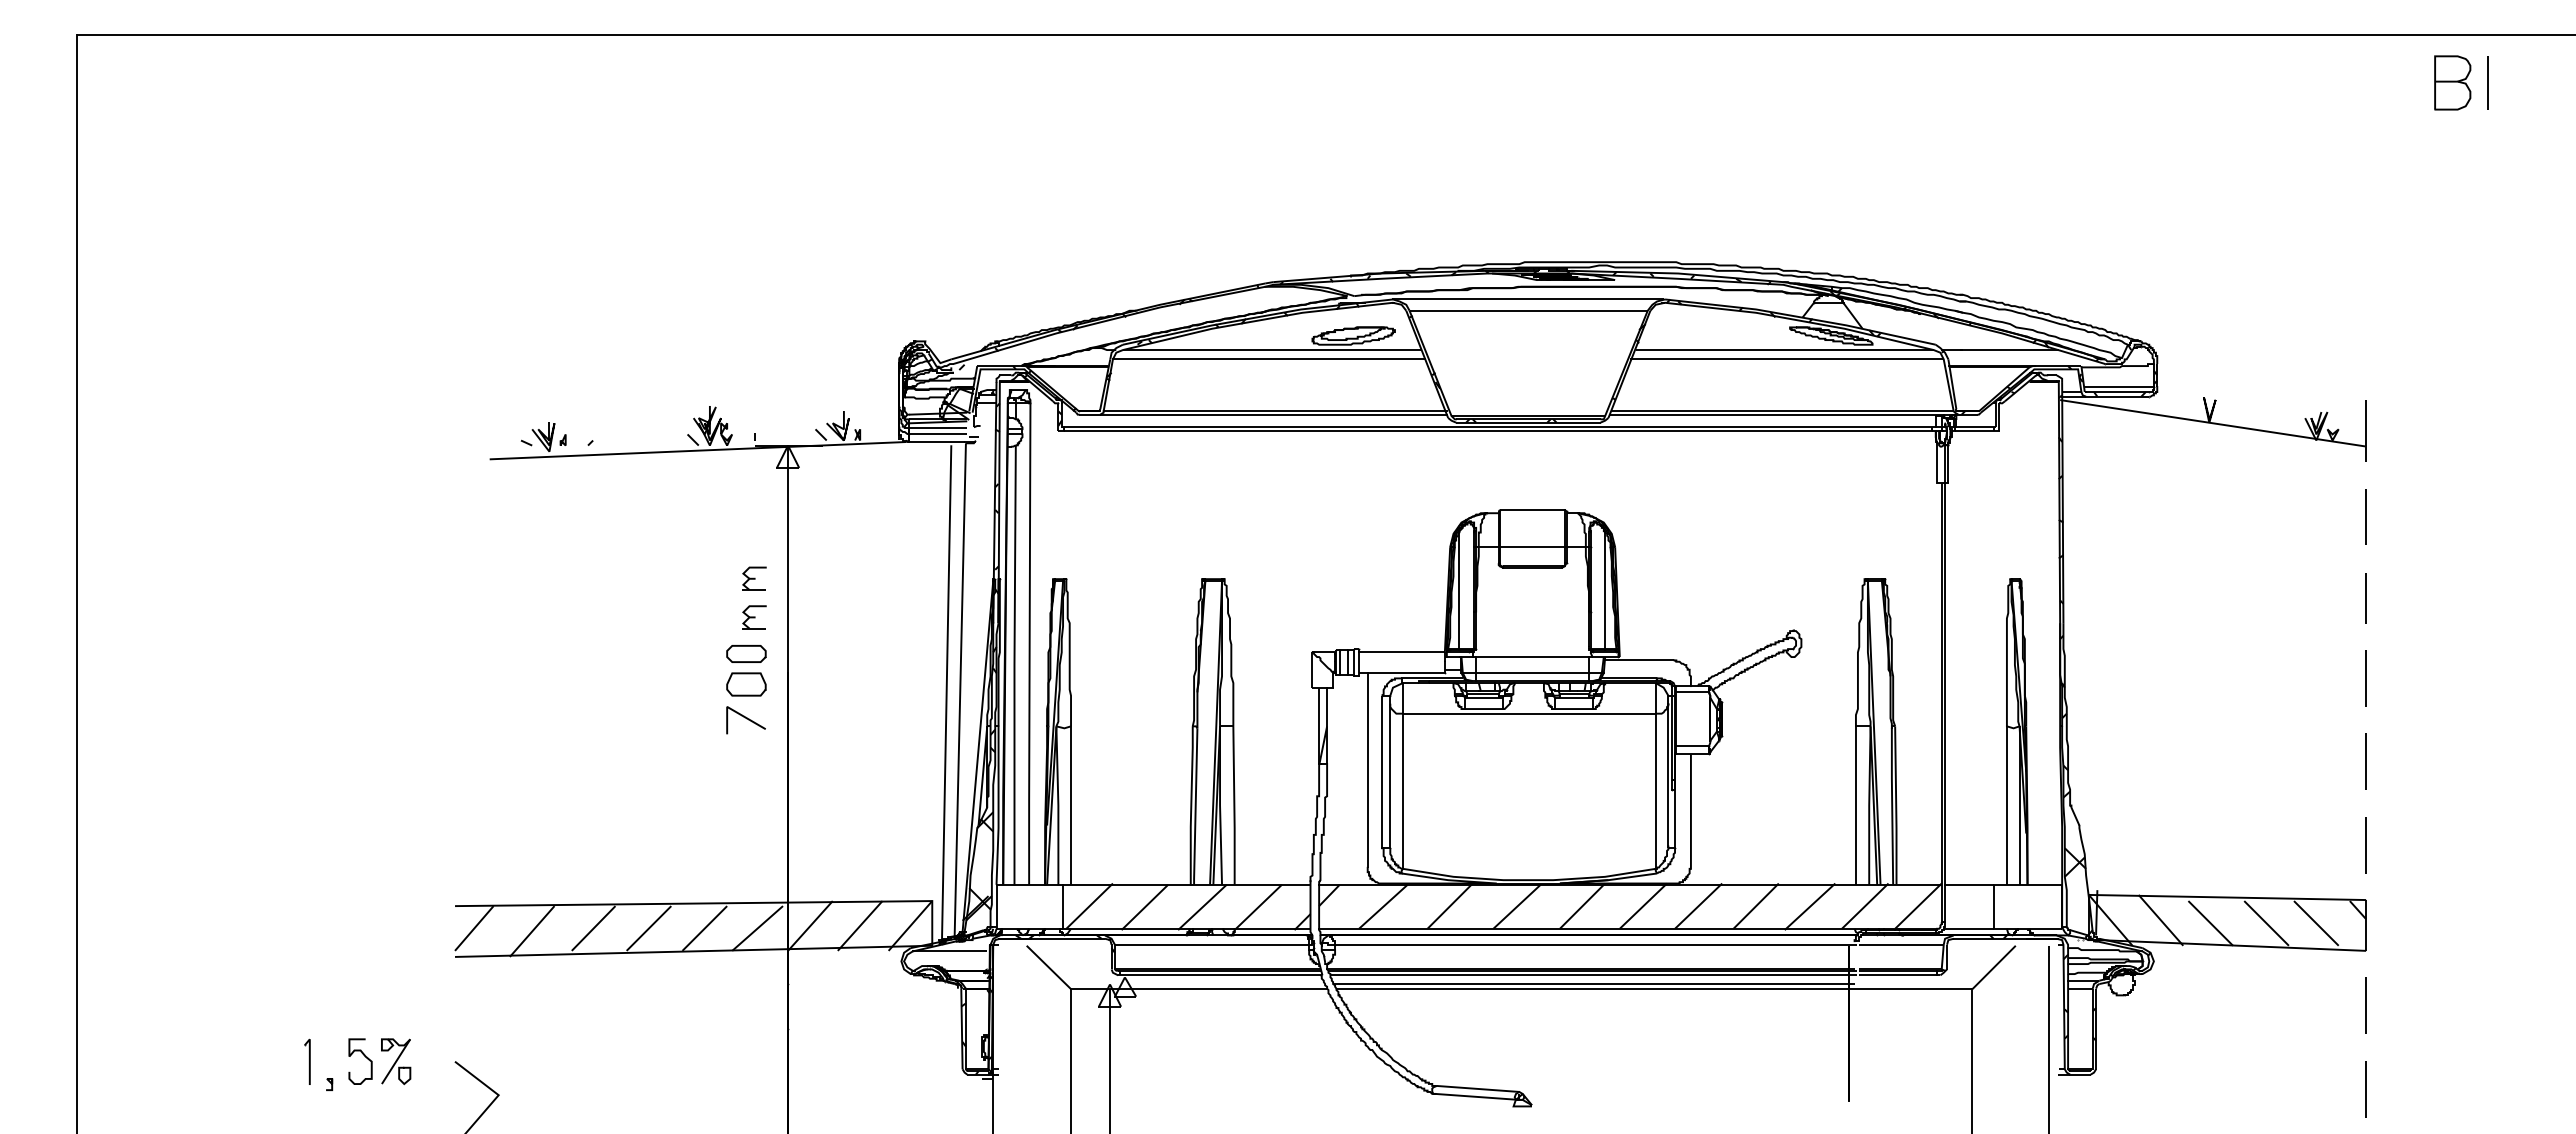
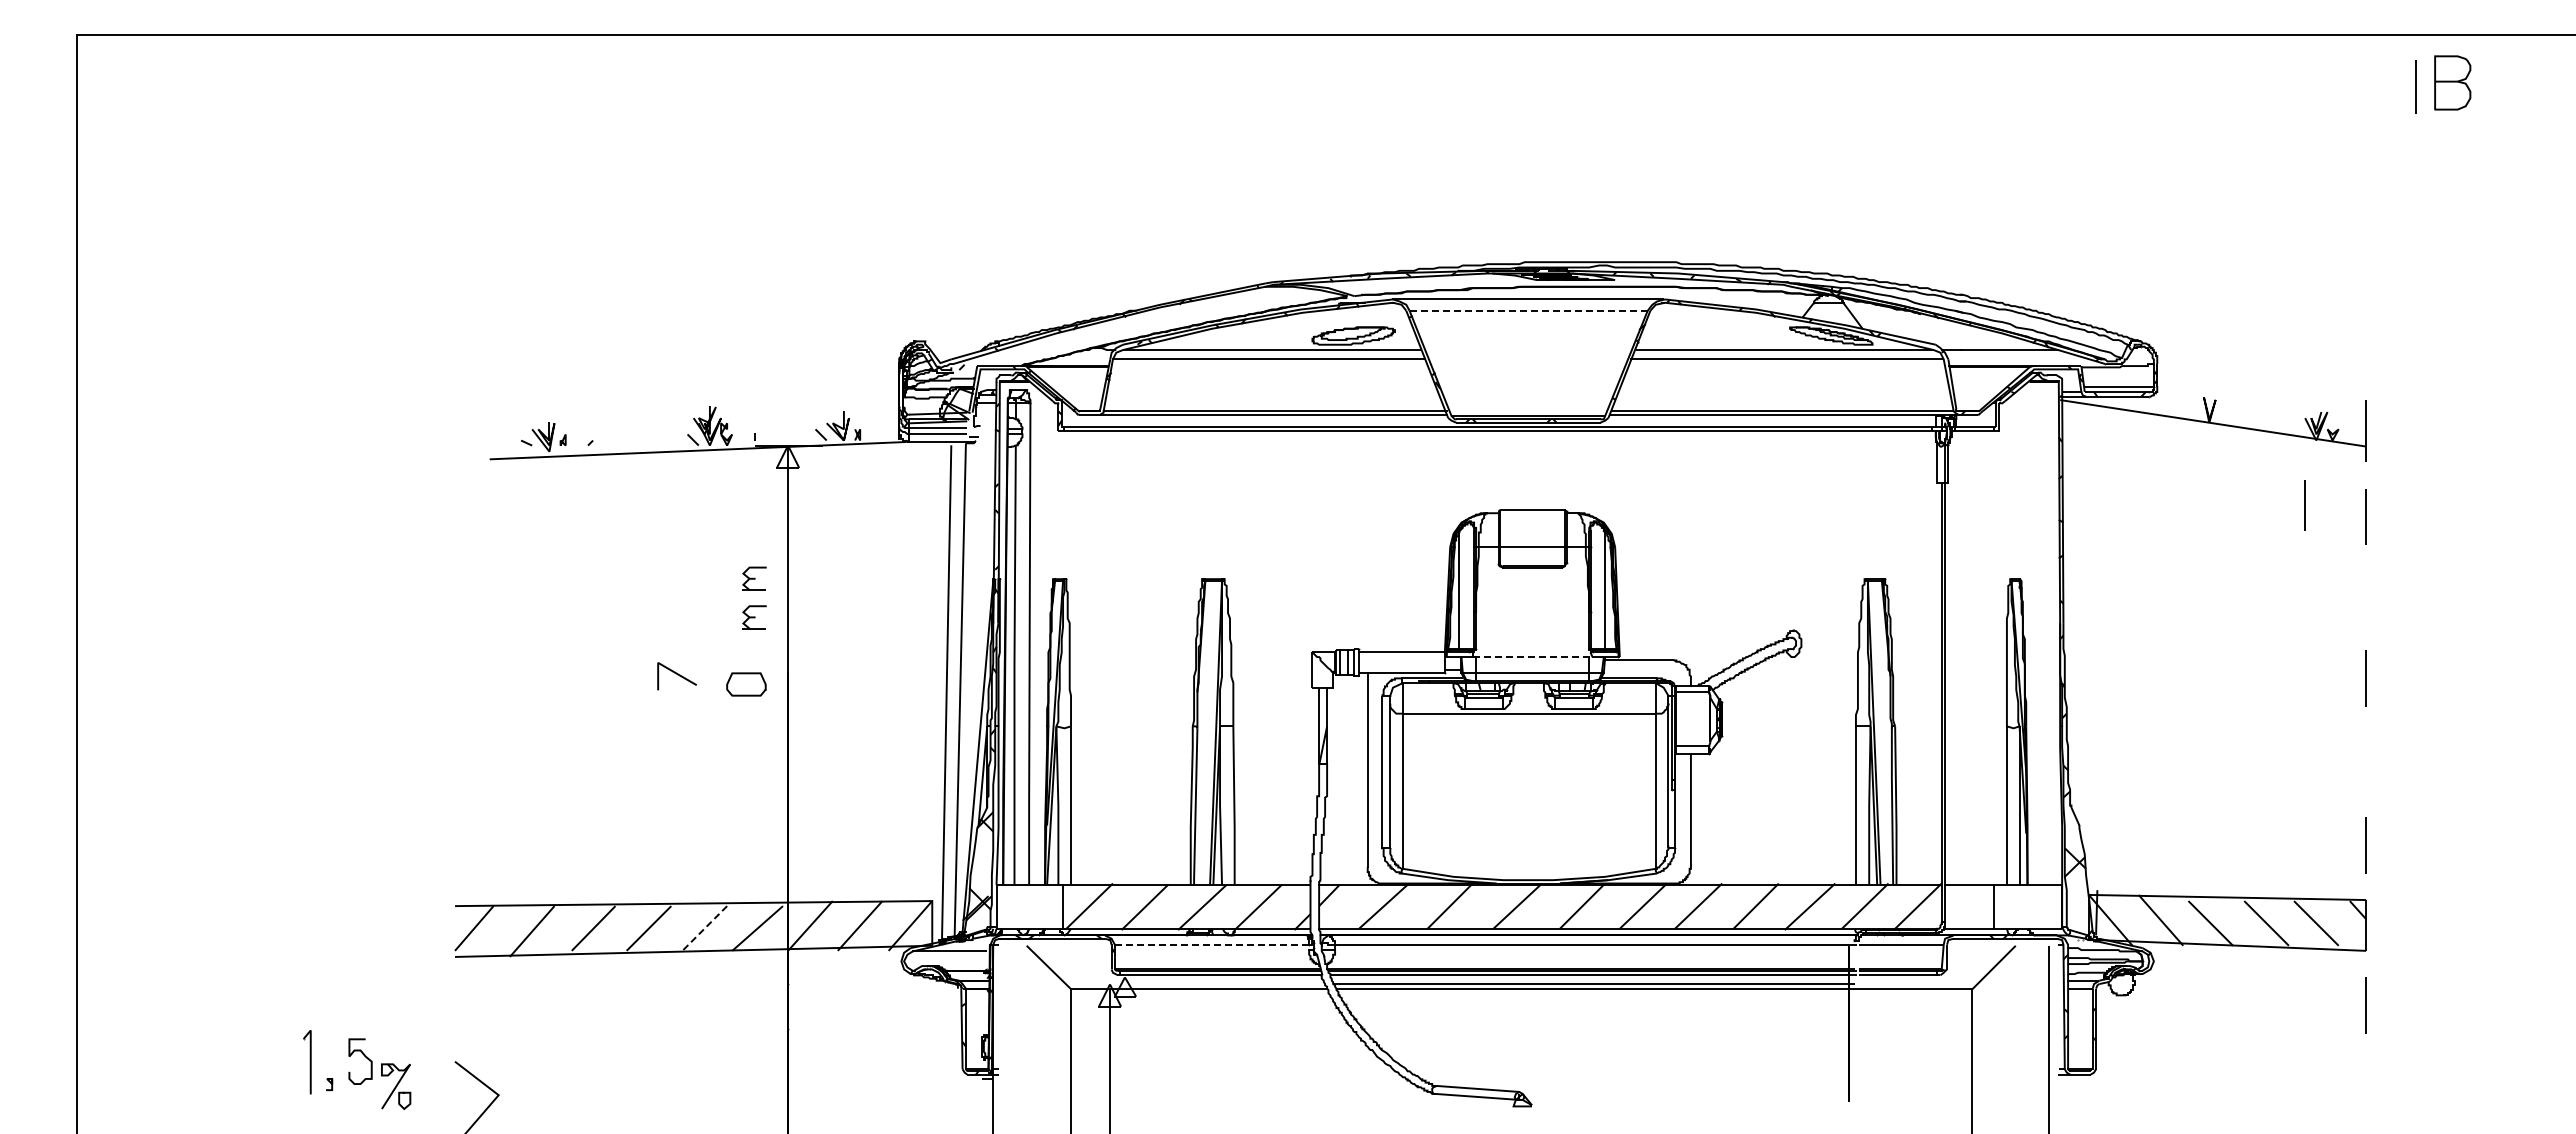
line position: (2487, 82) -> (2415, 86) (2415, 86)
line: solid -> dashed (1529, 310)
line position: (2365, 598) -> (2304, 505) (2304, 505)
curve: present -> none (746, 646)
line: solid -> dashed (1533, 657)
line position: (746, 719) -> (677, 675) (677, 675)
line: present -> none (2365, 761)
line: solid -> dashed (704, 928)
line: solid -> dashed (1215, 944)
part size: 7x47 px -> 9x65 px (307, 1062)
part position: (396, 1061) -> (396, 1086) (396, 1086)
line: present -> none (2365, 1089)
